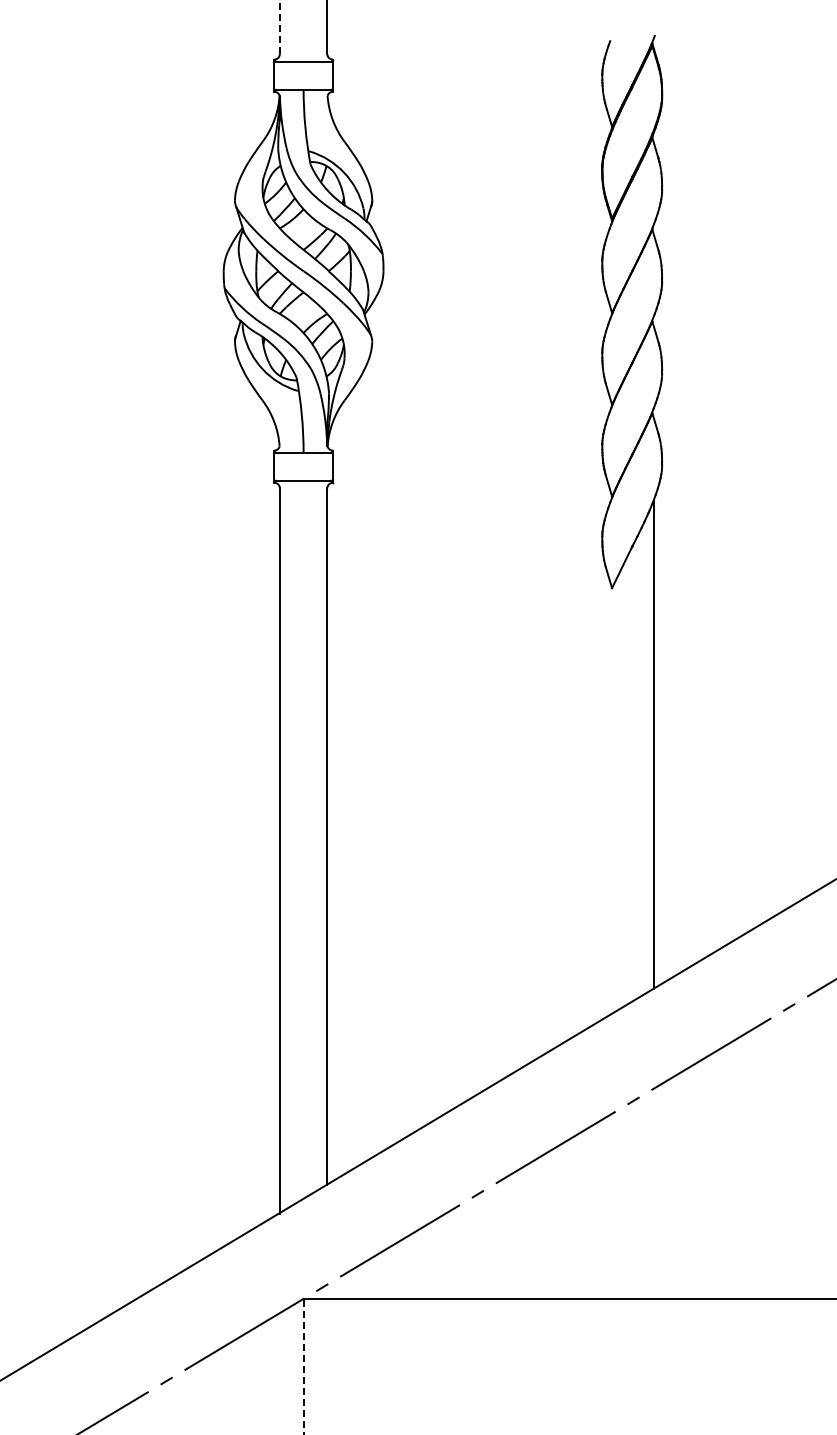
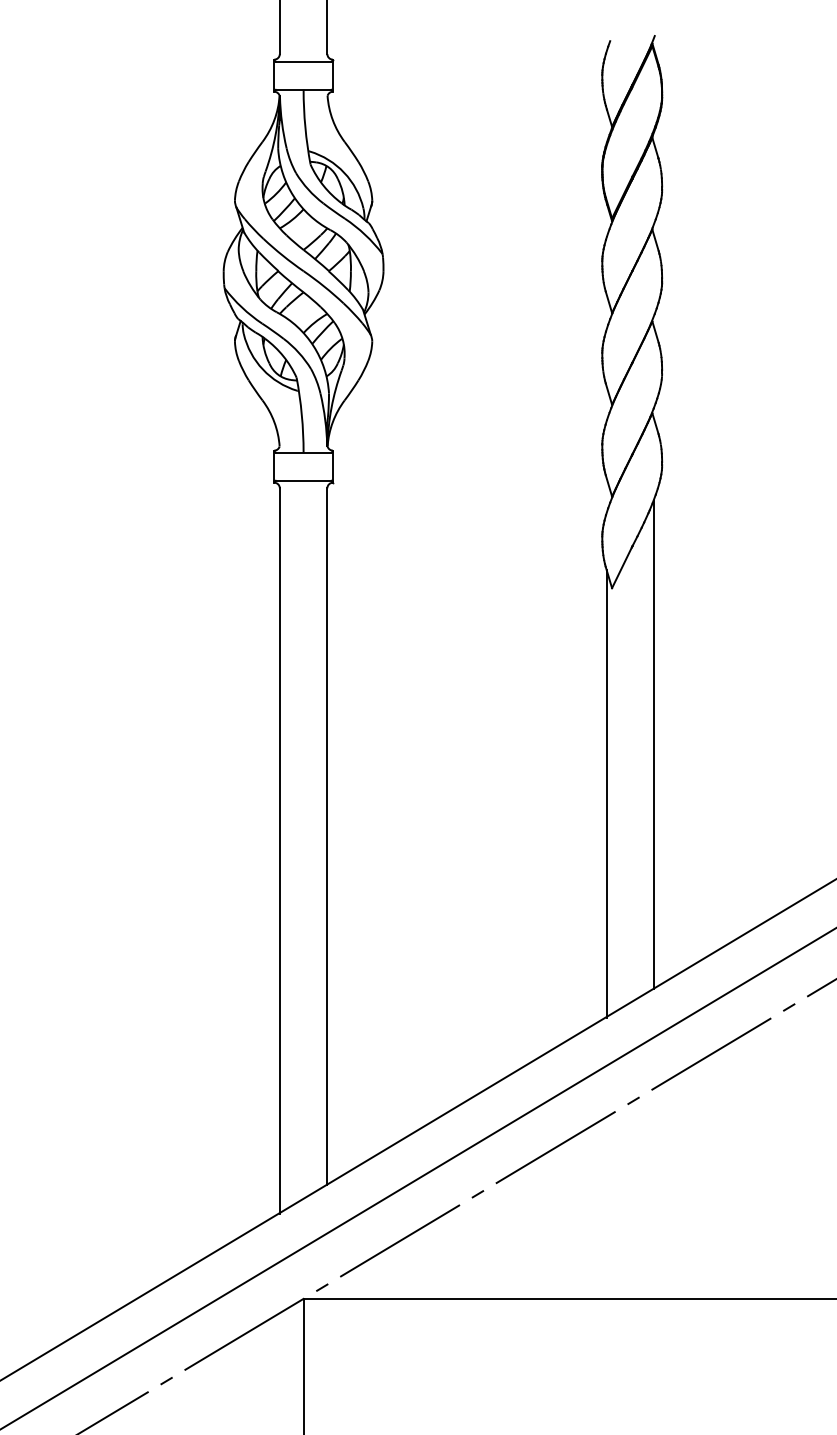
line: dashed -> solid (279, 27)
line: none -> present (606, 793)
line: none -> present (417, 1178)
line: dashed -> solid (303, 1366)
